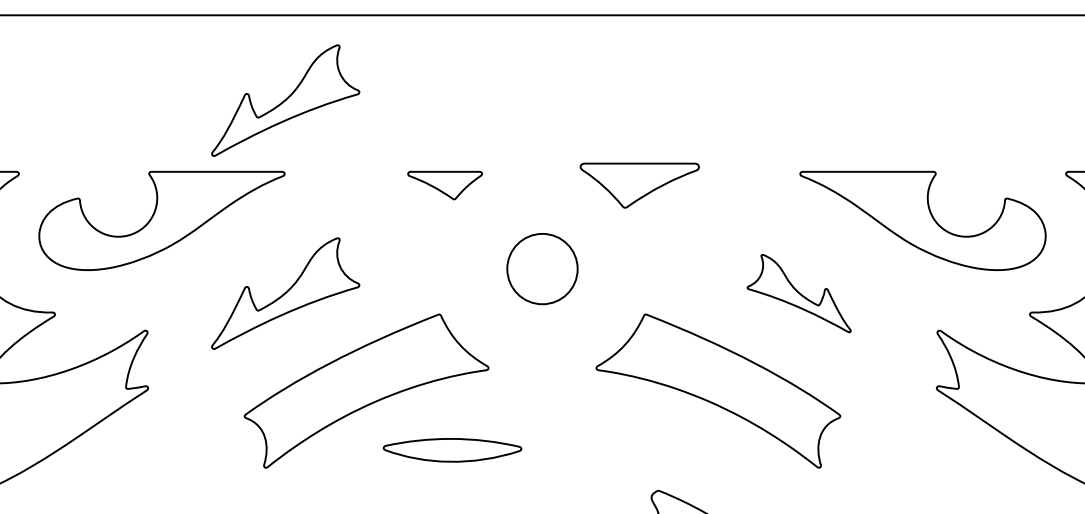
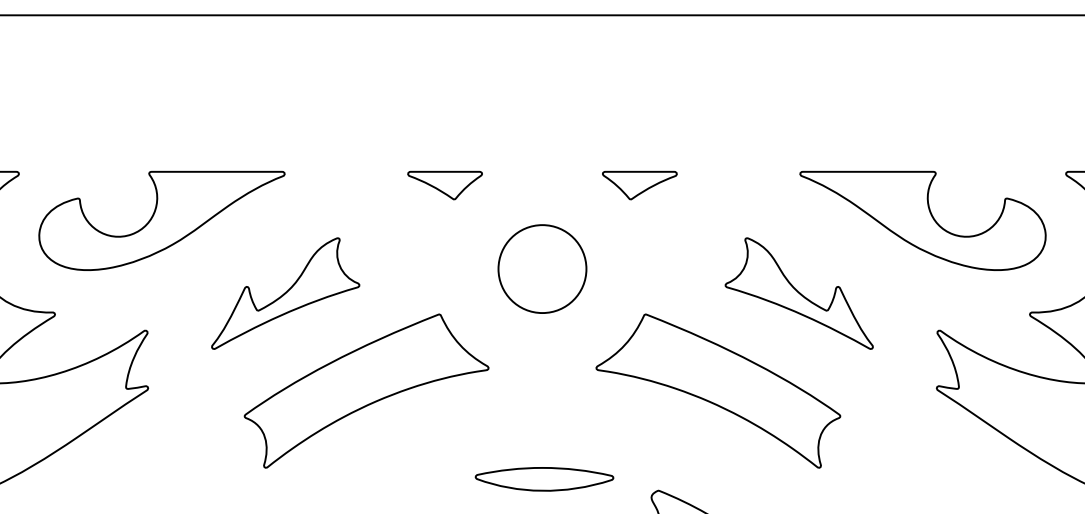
part: present -> none (285, 100)
part size: 121x47 px -> 76x31 px (639, 185)
part size: 73x73 px -> 91x90 px (542, 268)
part size: 106x80 px -> 150x113 px (798, 293)
part position: (452, 450) -> (544, 479) (544, 479)
